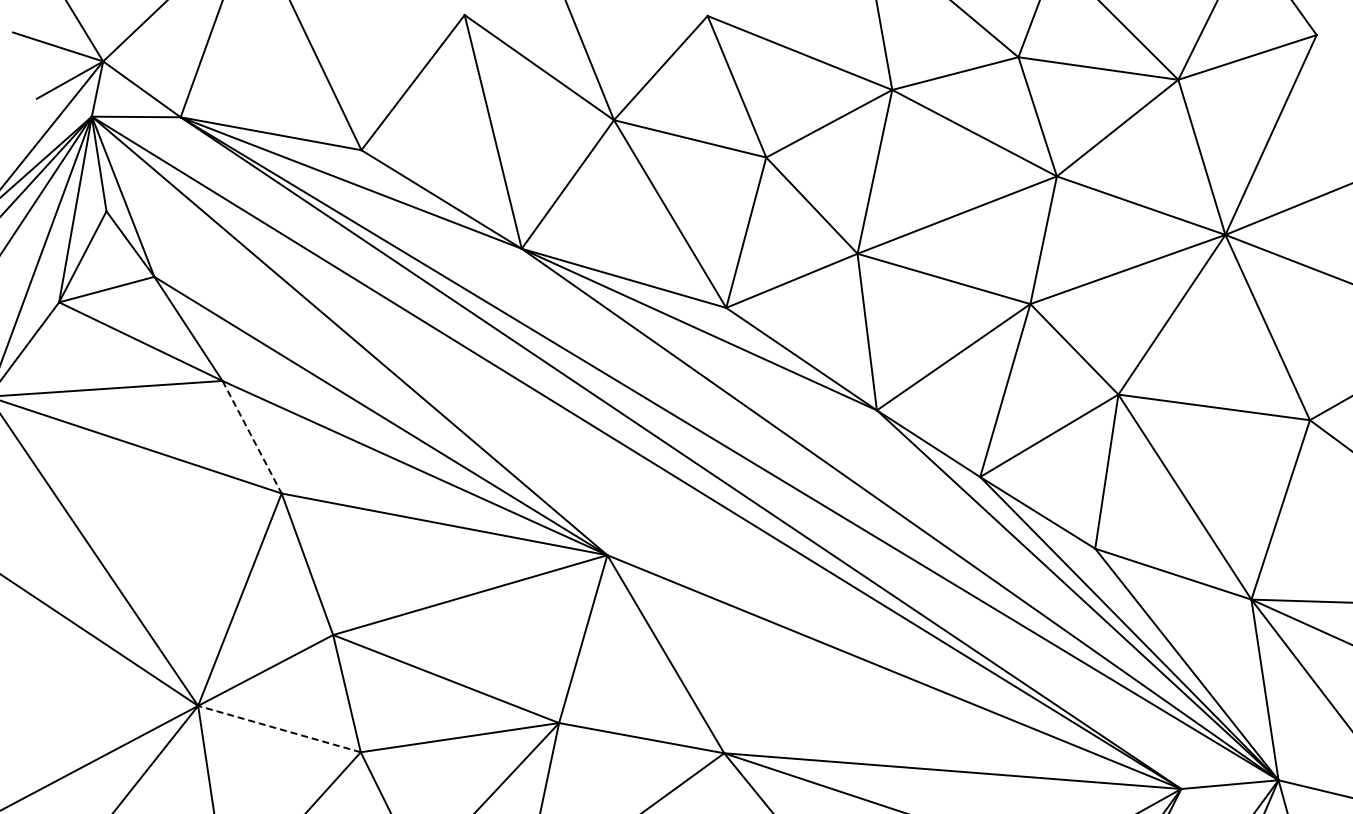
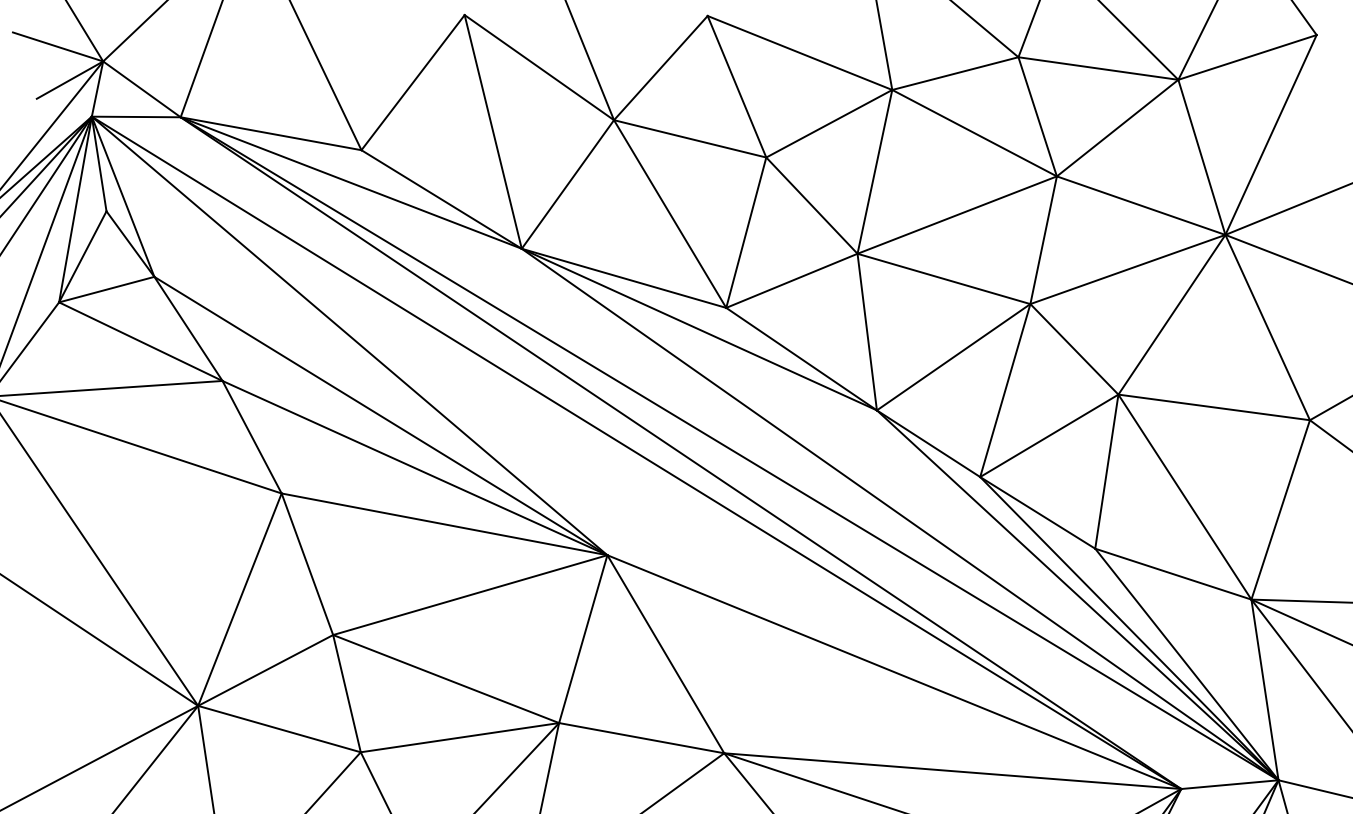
line: dashed -> solid (252, 437)
line: dashed -> solid (279, 729)
